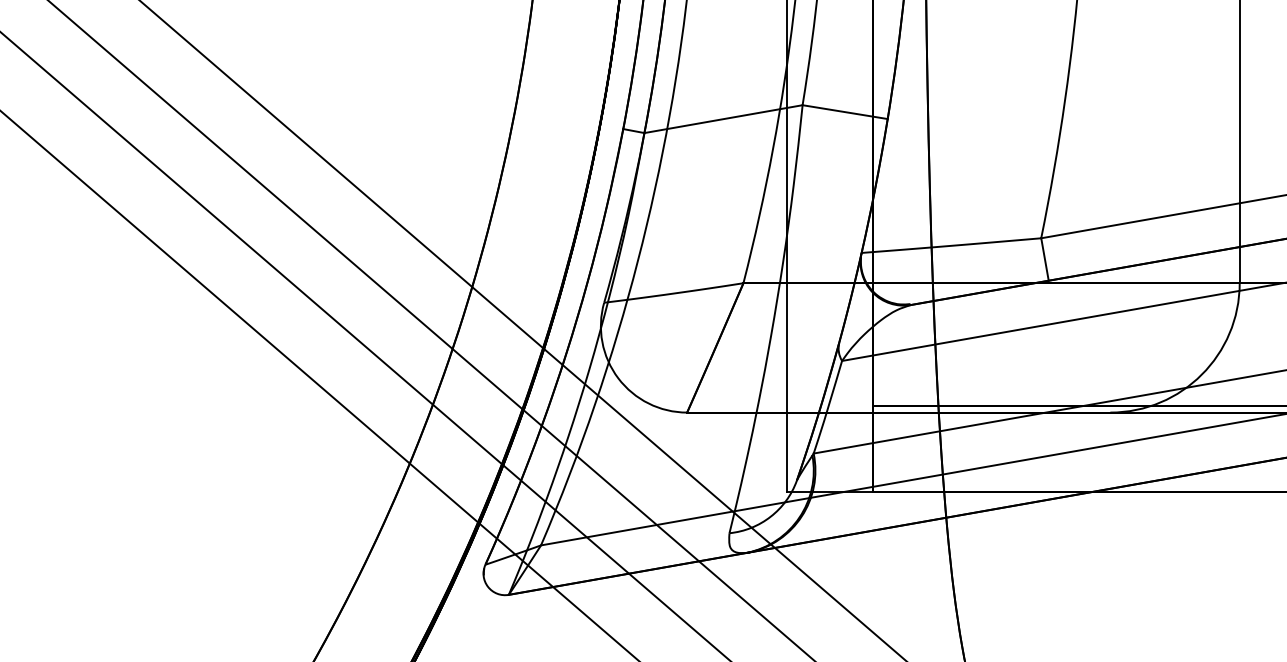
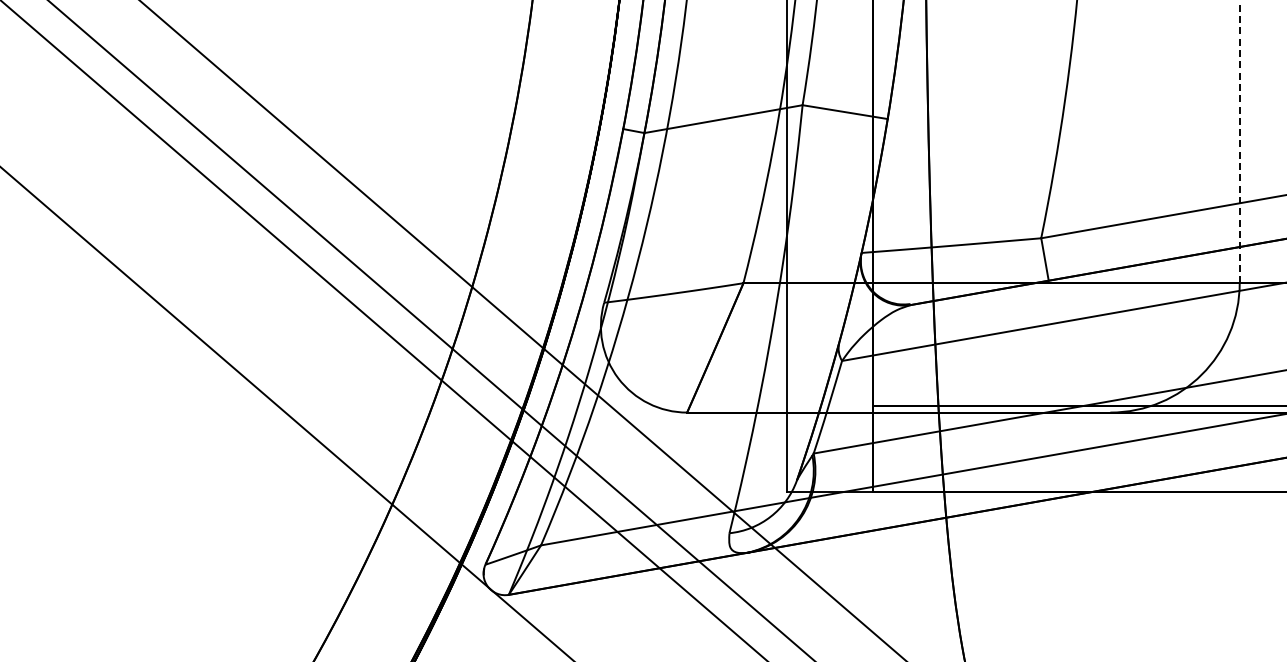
line: solid -> dashed (1239, 141)
line position: (364, 345) -> (383, 330) (383, 330)
line position: (318, 385) -> (286, 413) (286, 413)
